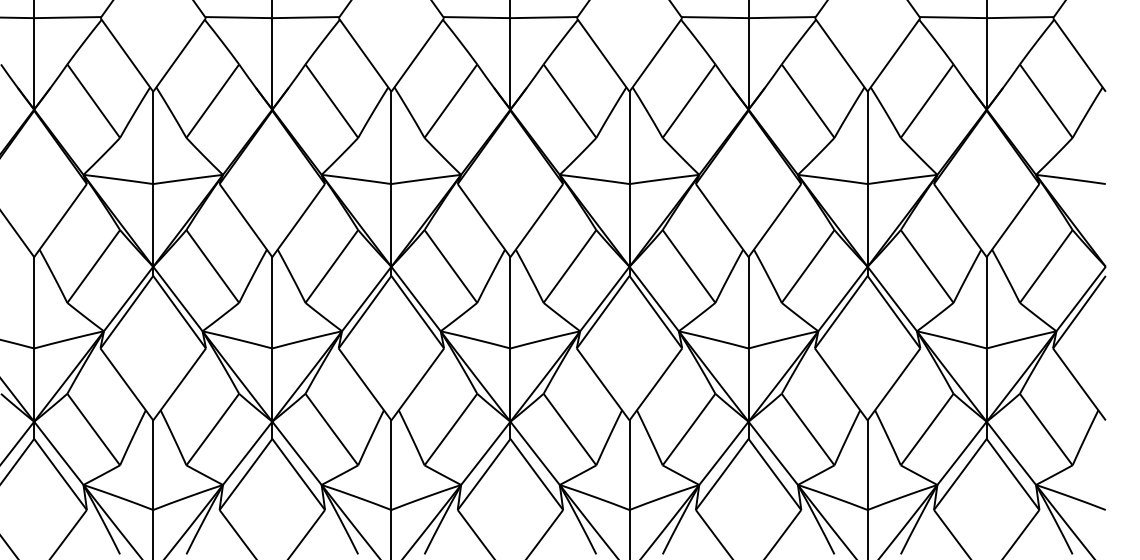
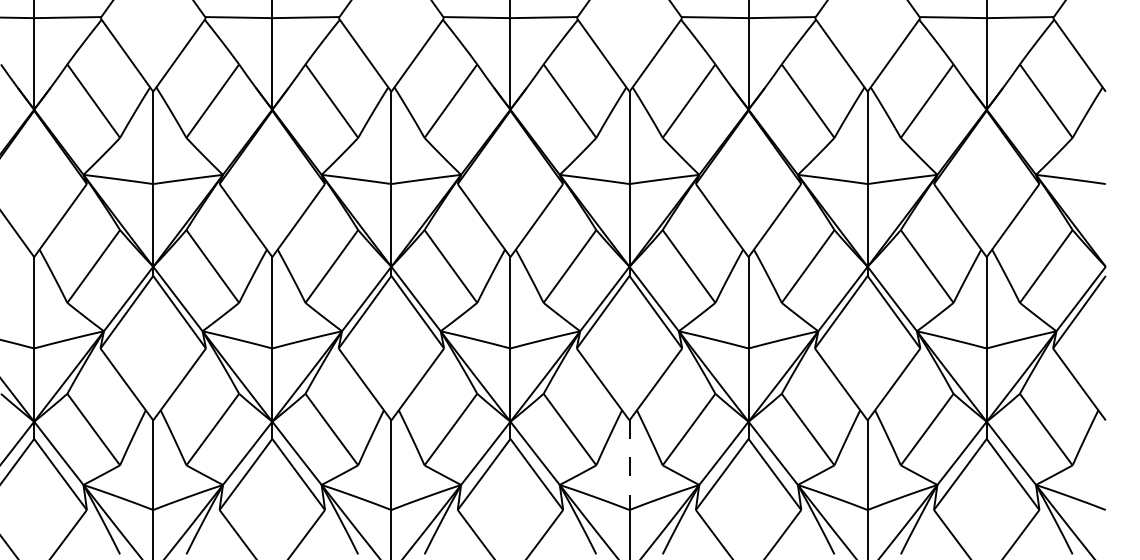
line: solid -> dashed (629, 465)
